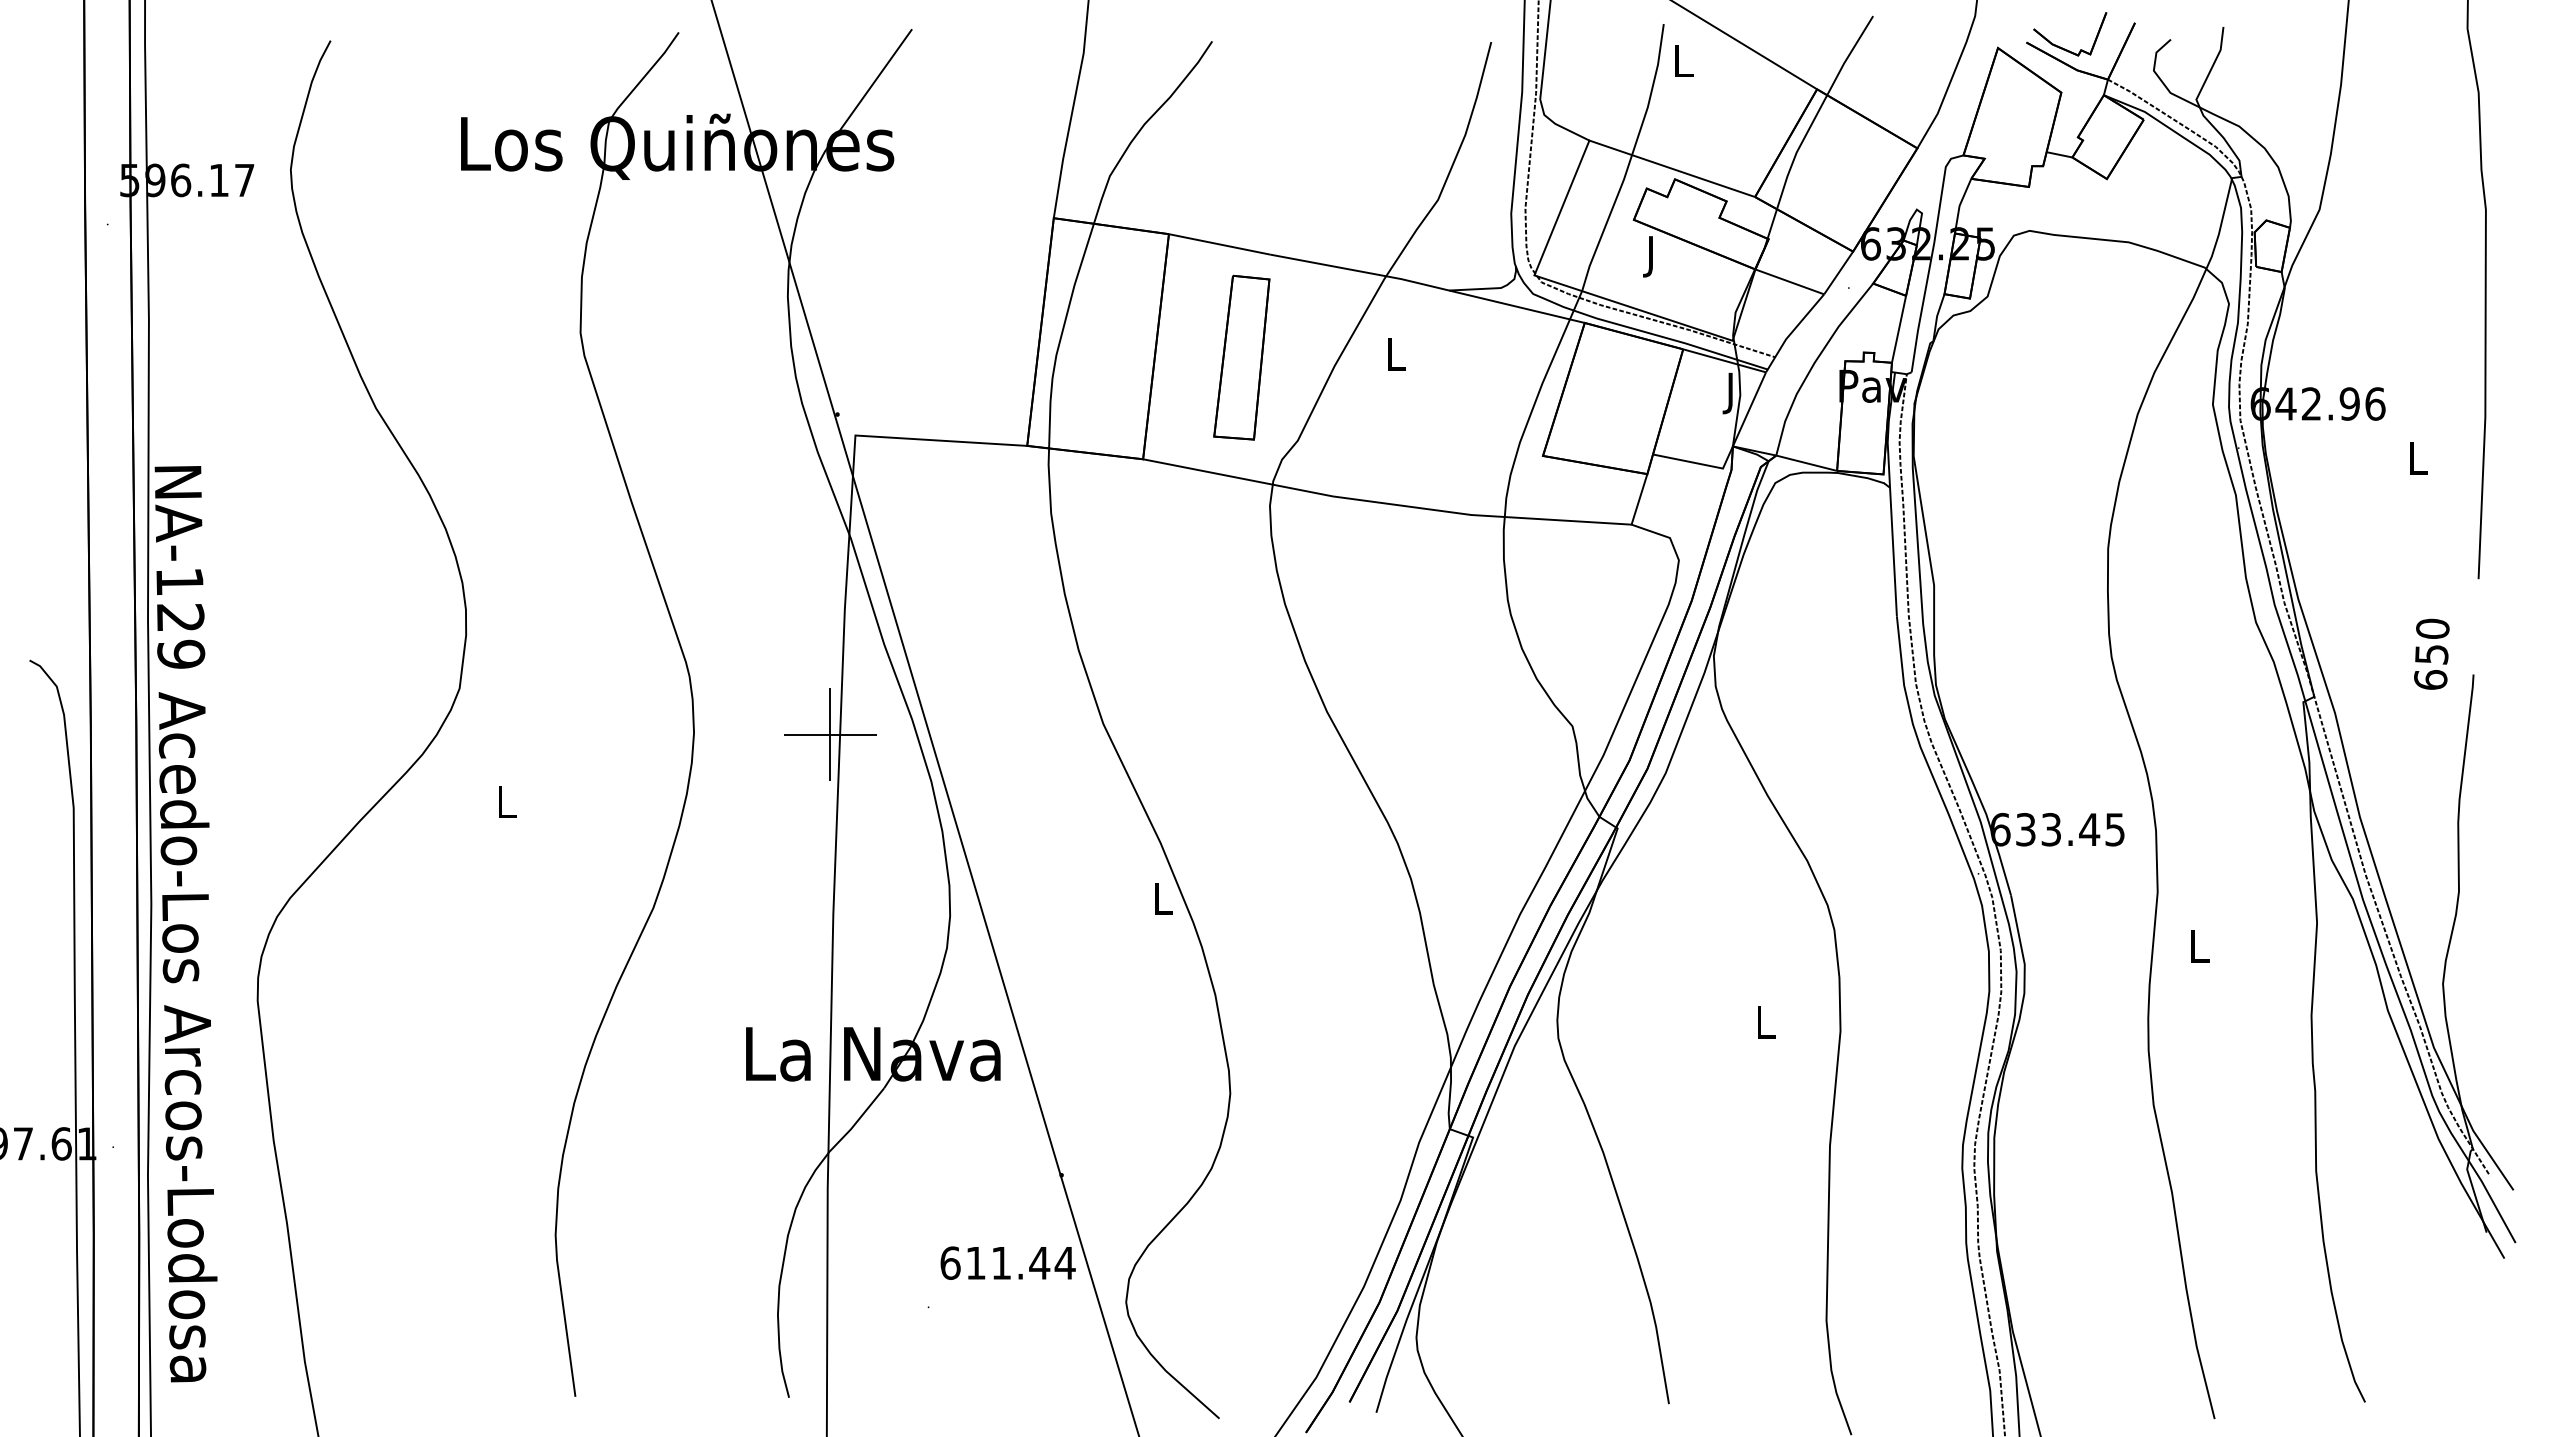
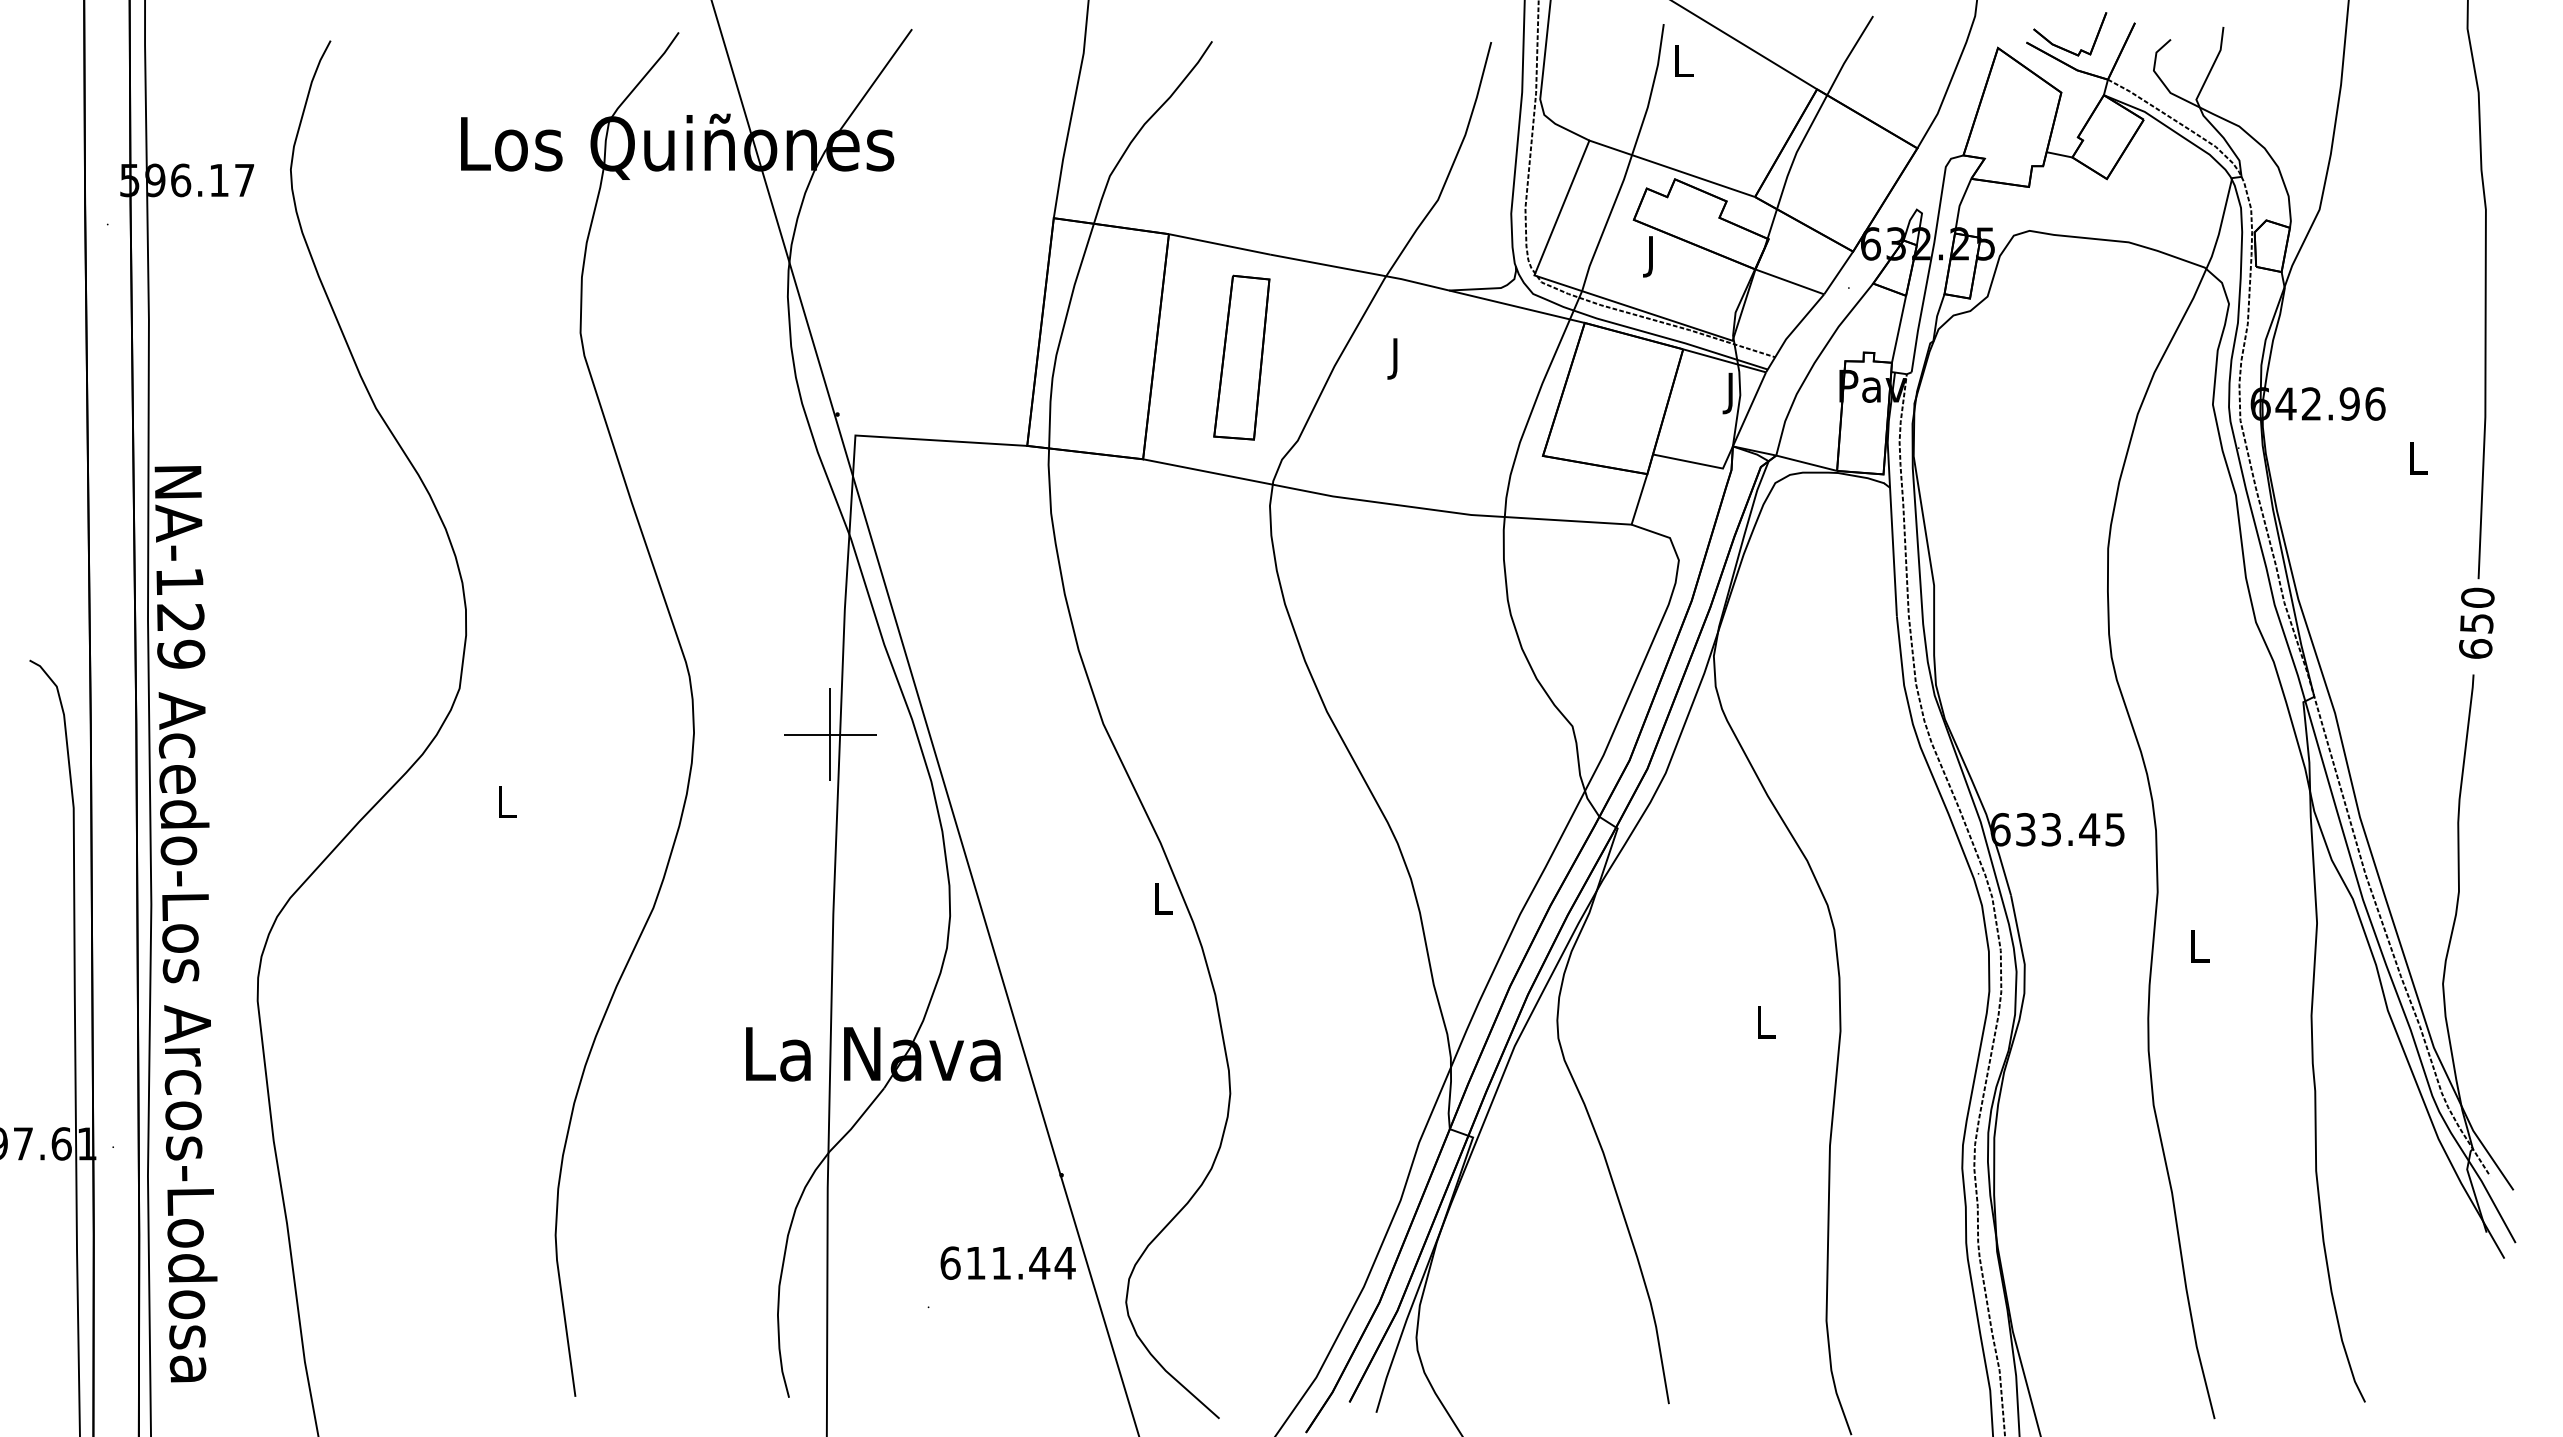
text: L -> J (1396, 358)
text position: (2431, 653) -> (2476, 622) (2476, 622)
